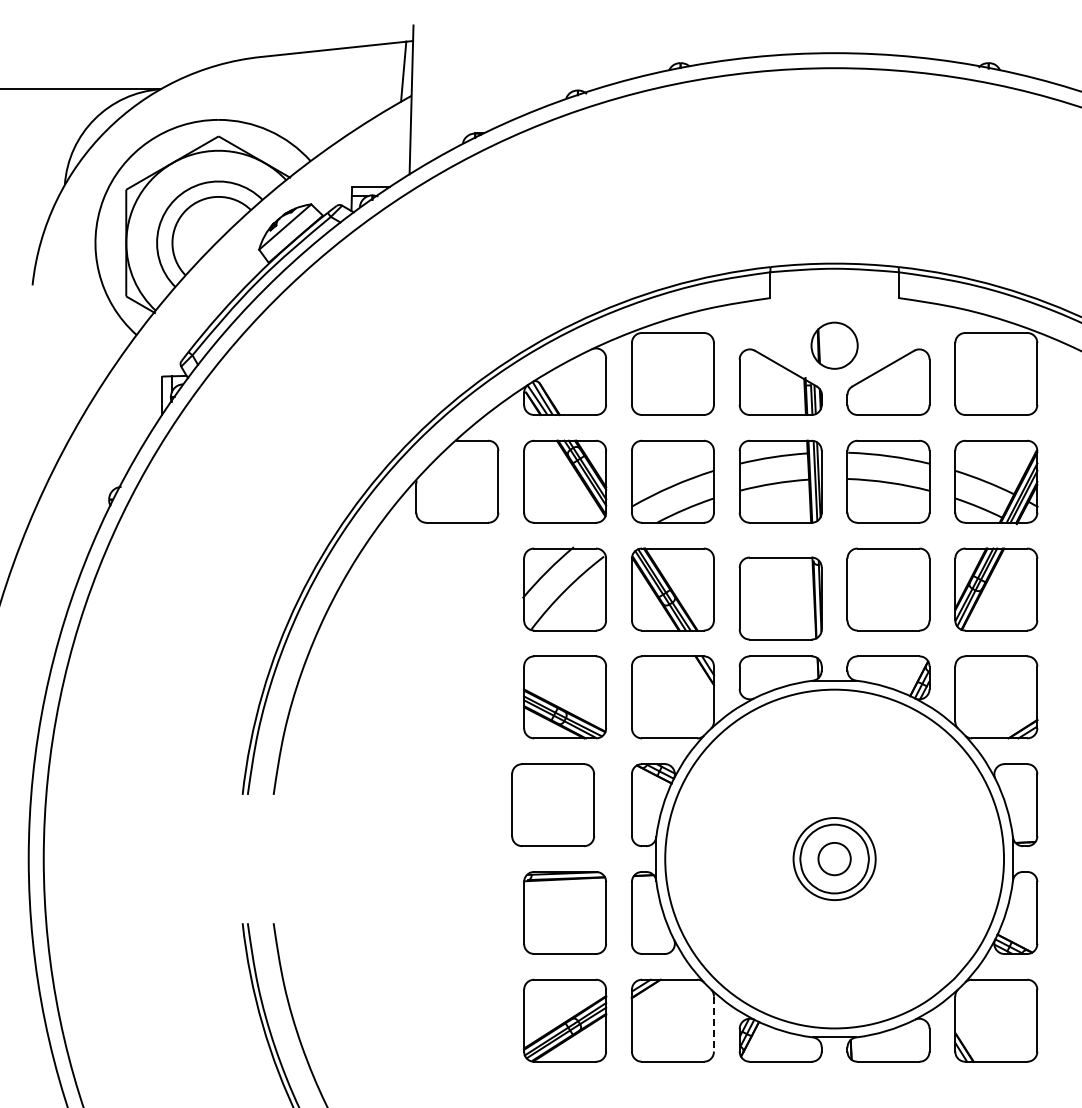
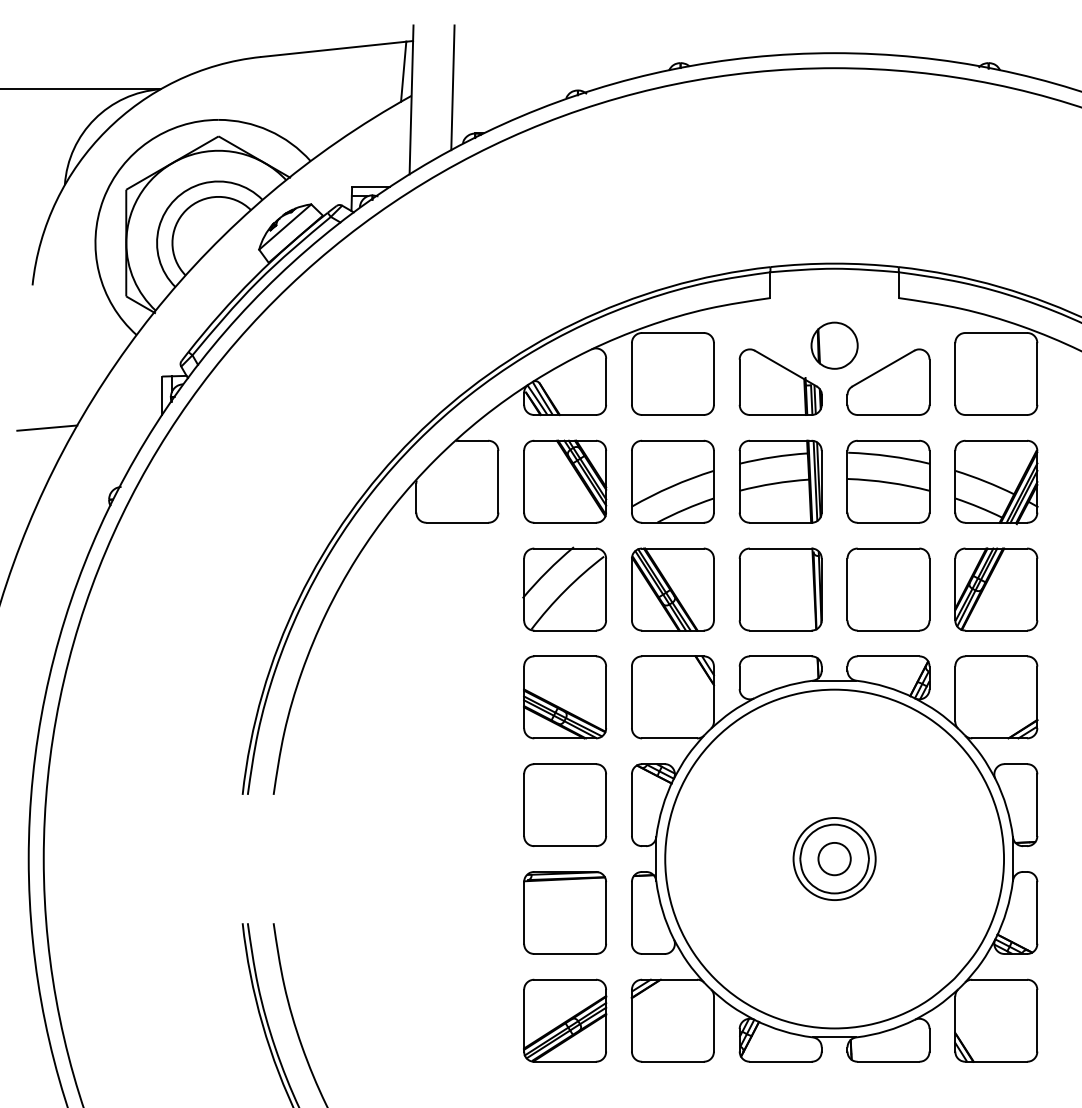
line: none -> present (452, 87)
line: none -> present (47, 427)
part position: (780, 598) -> (780, 589) (780, 589)
part position: (552, 805) -> (564, 805) (564, 805)
line: dashed -> solid (714, 1024)
